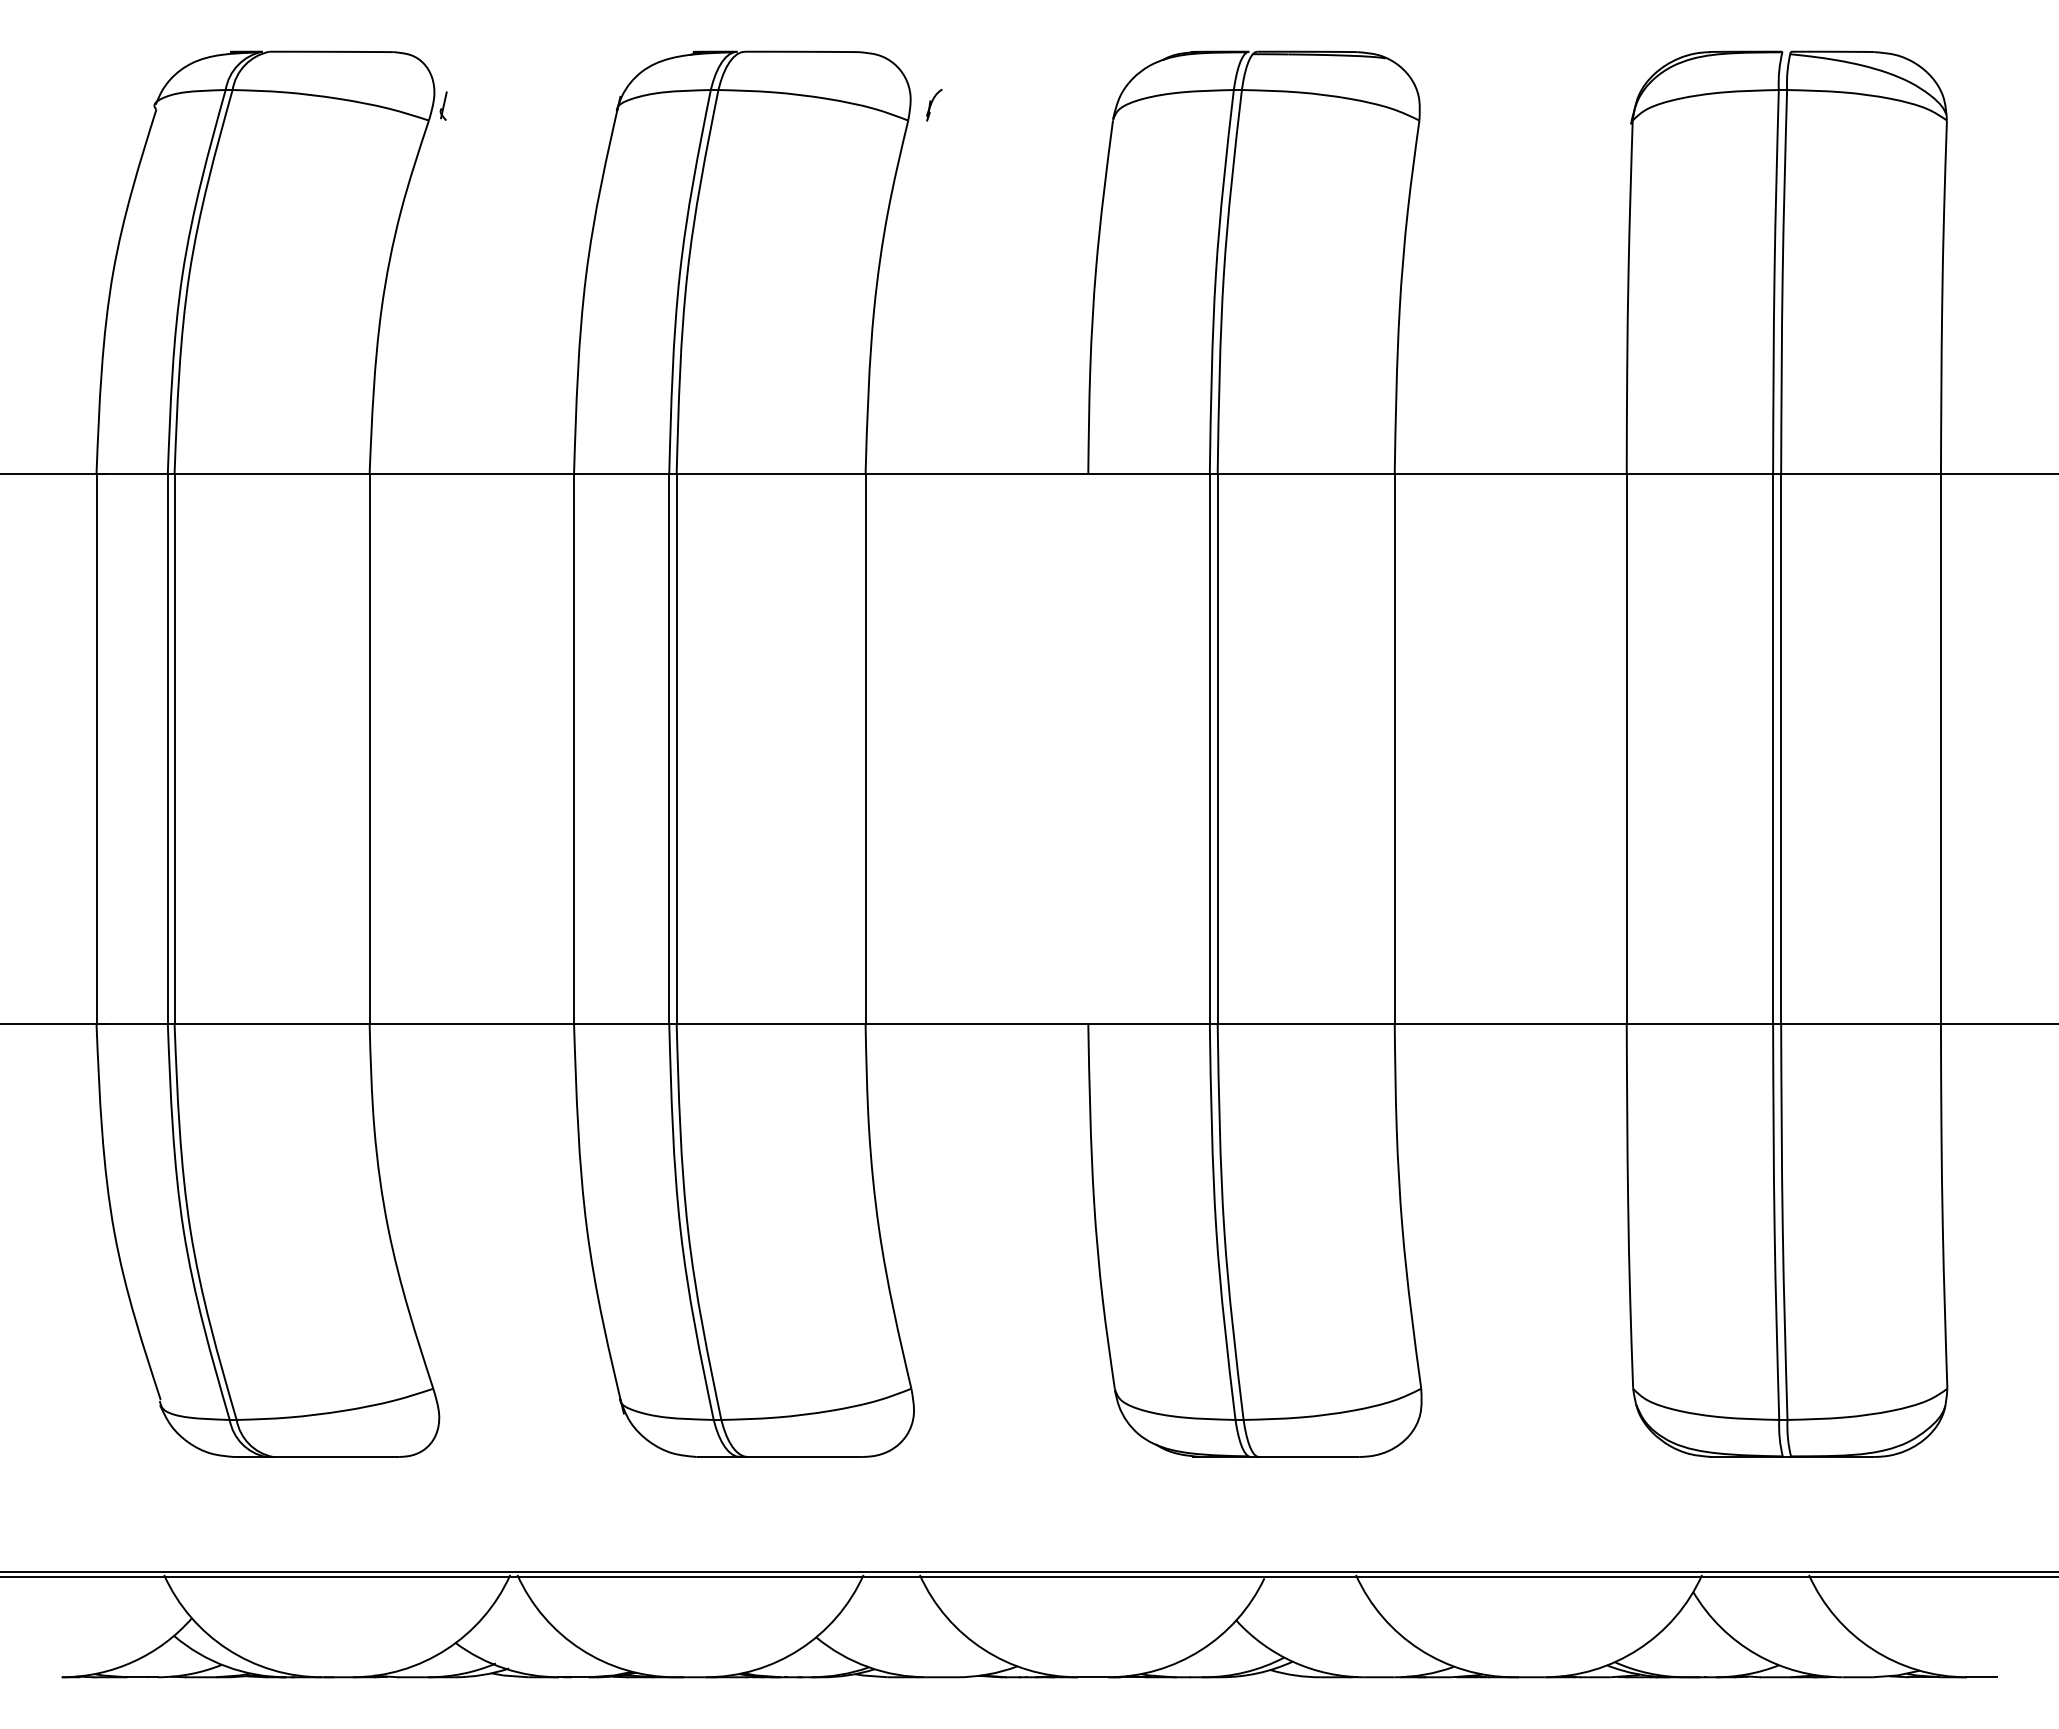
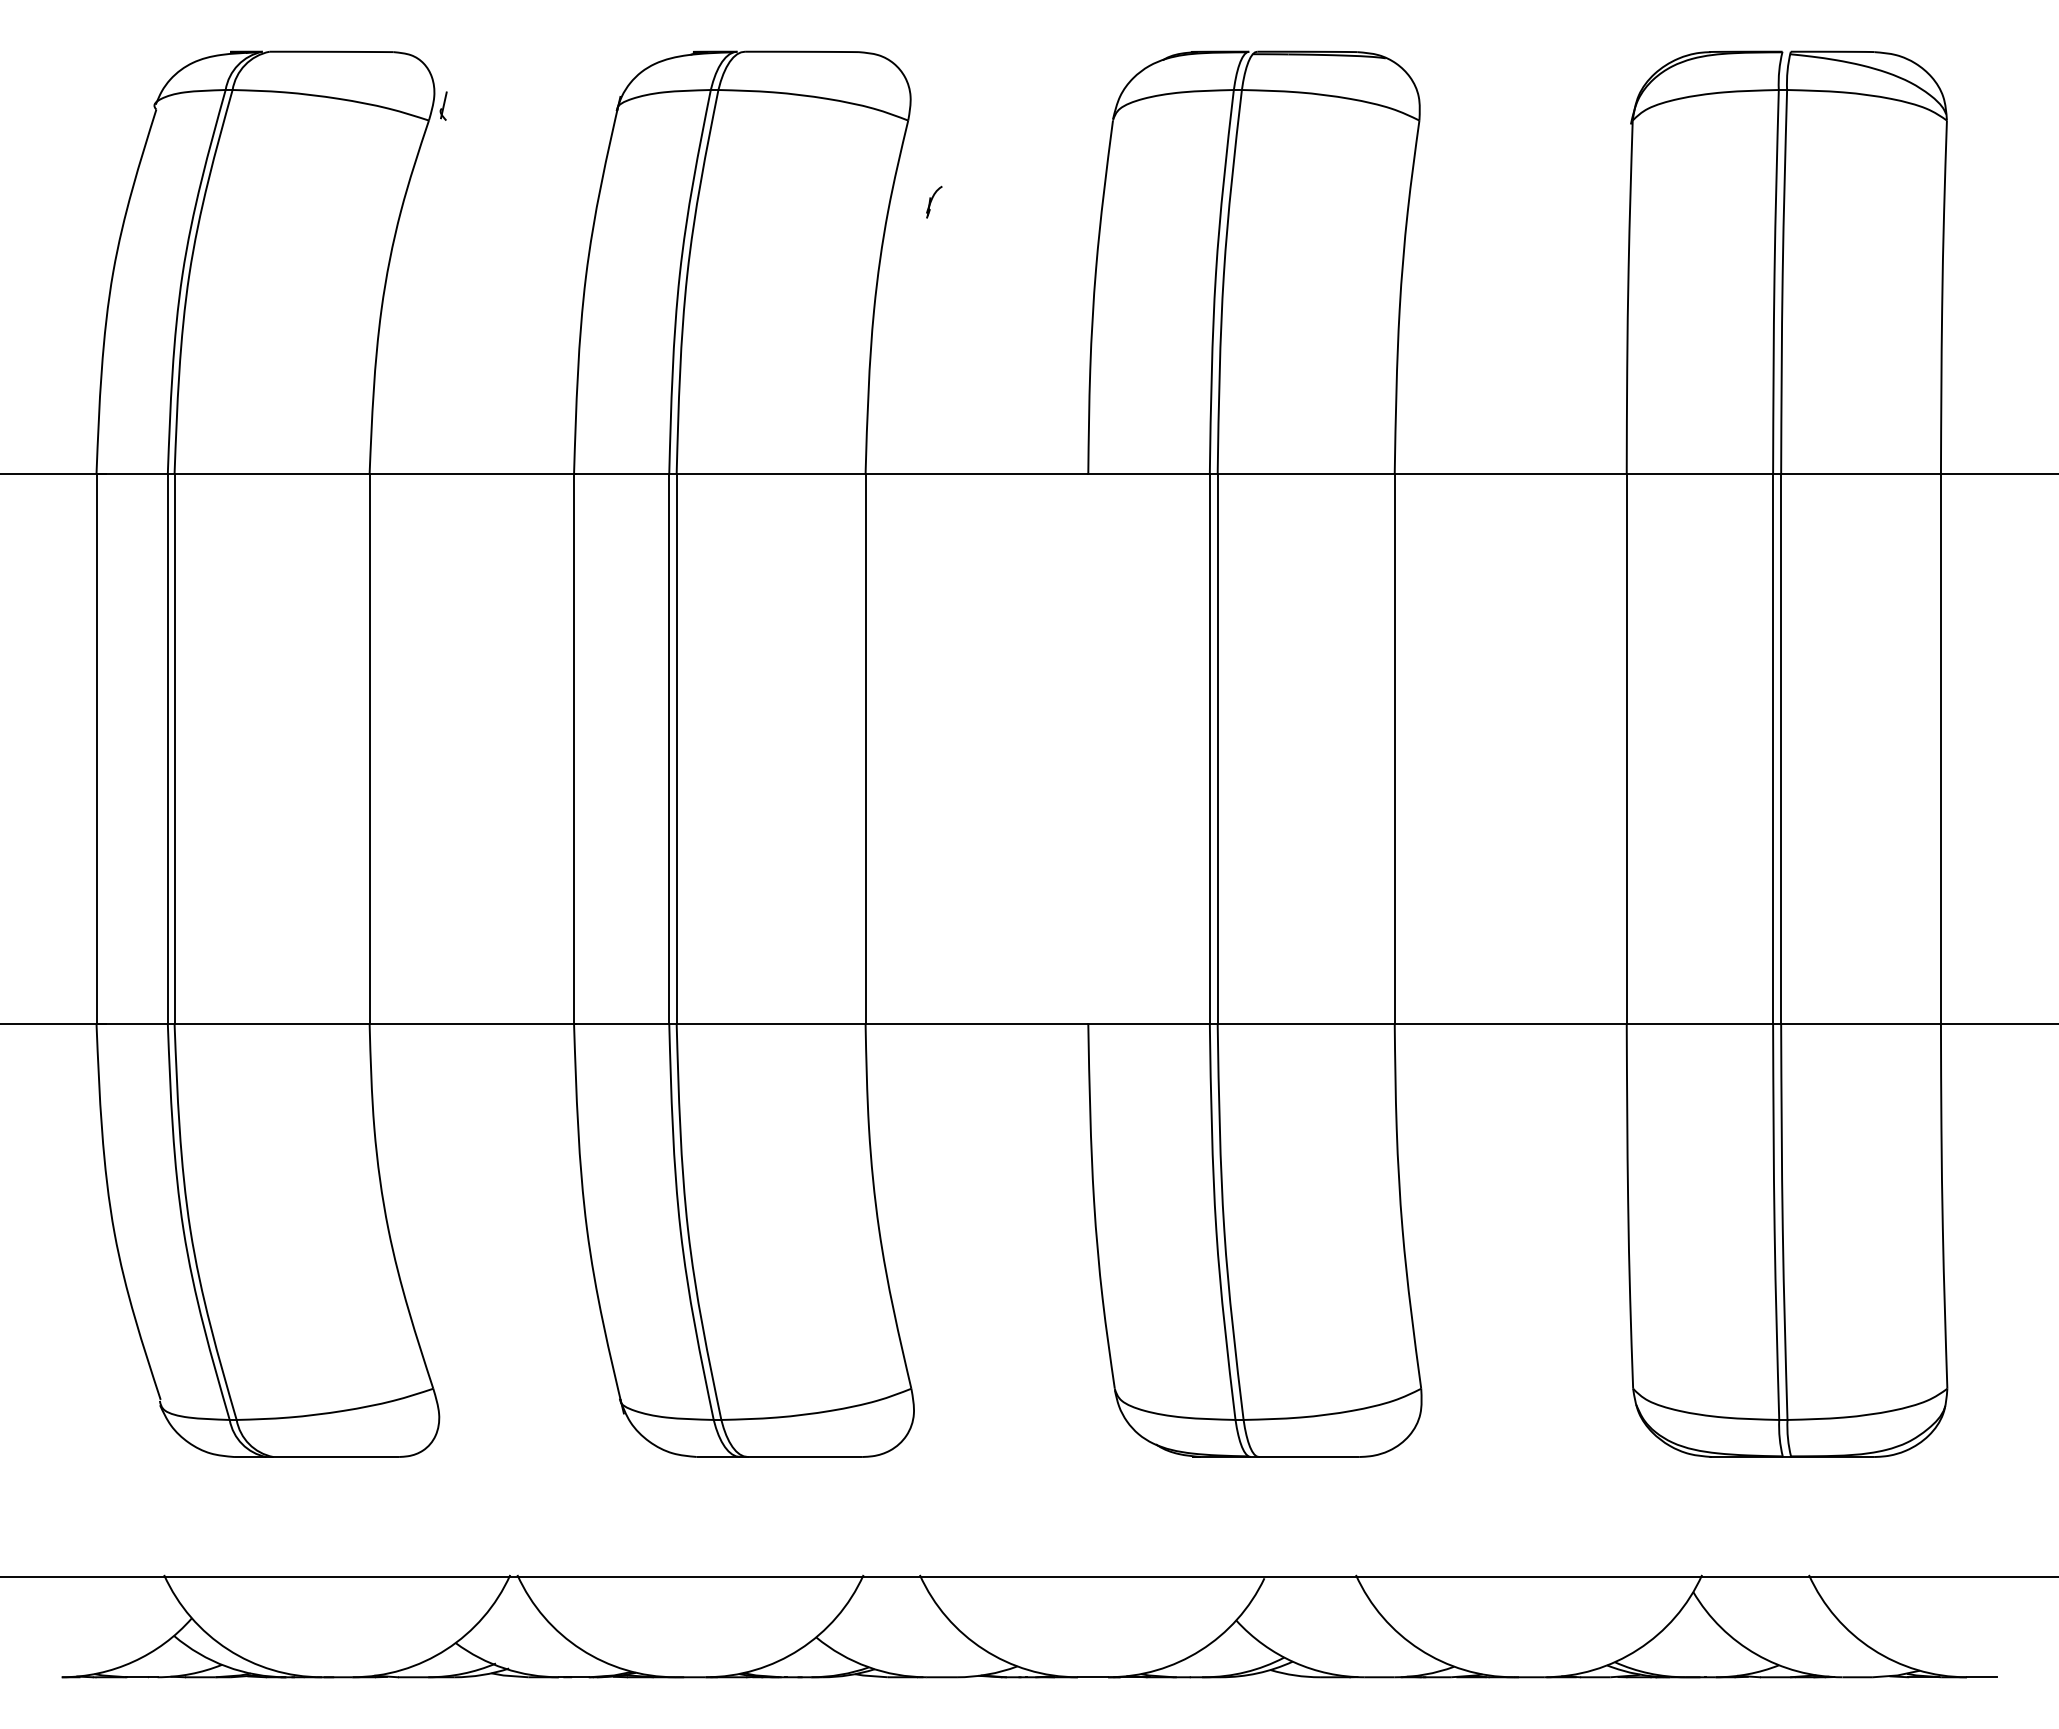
part position: (934, 104) -> (934, 201) (934, 201)
line: present -> none (1028, 1571)
